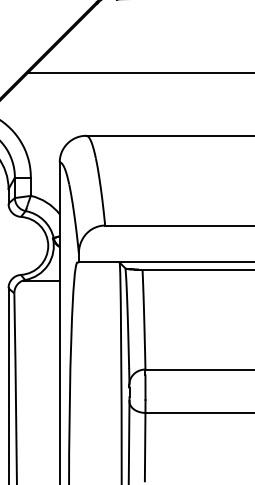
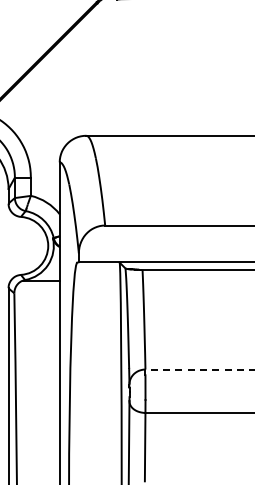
line: present -> none (139, 73)
line: solid -> dashed (199, 369)
